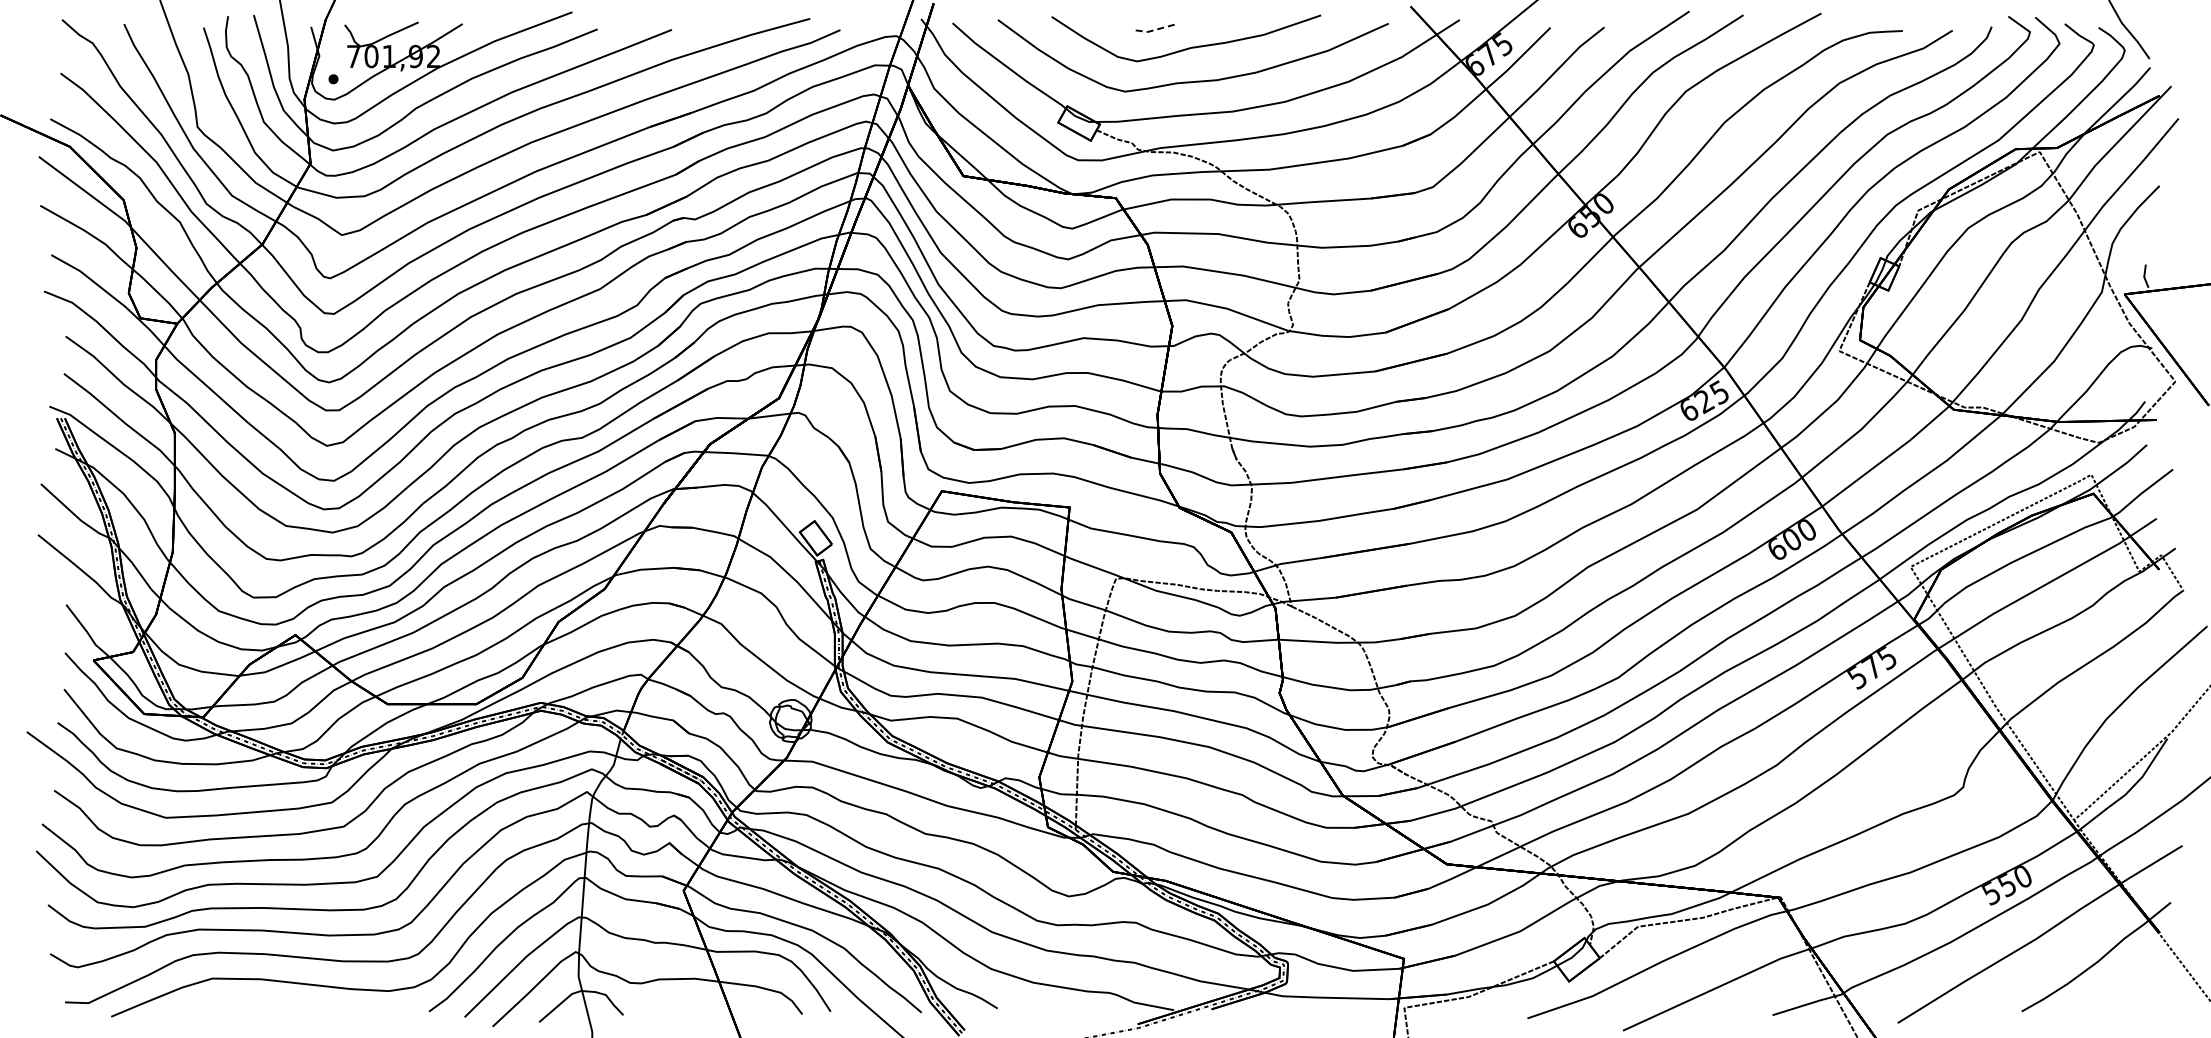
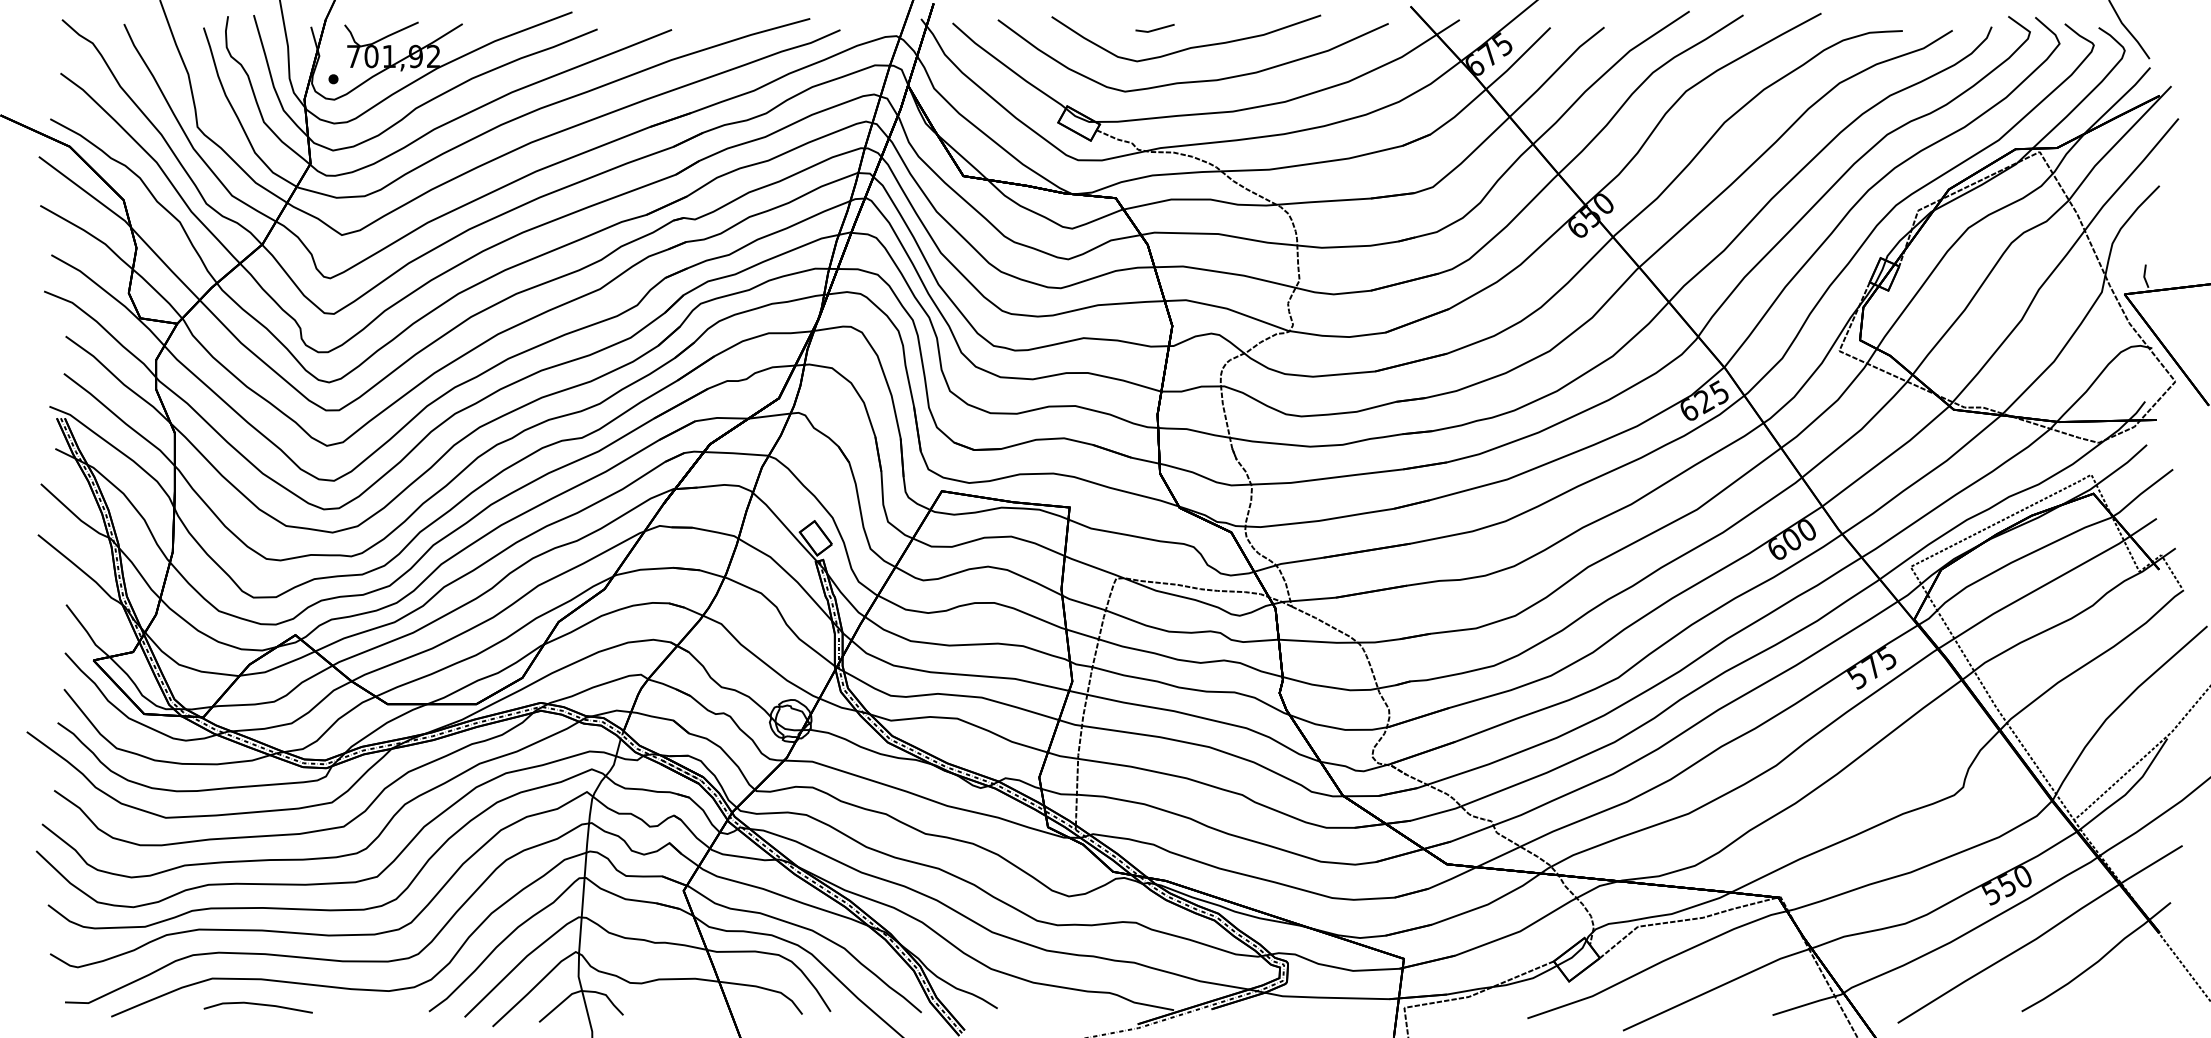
line: dashed -> solid (1154, 30)
line: none -> present (257, 1005)
